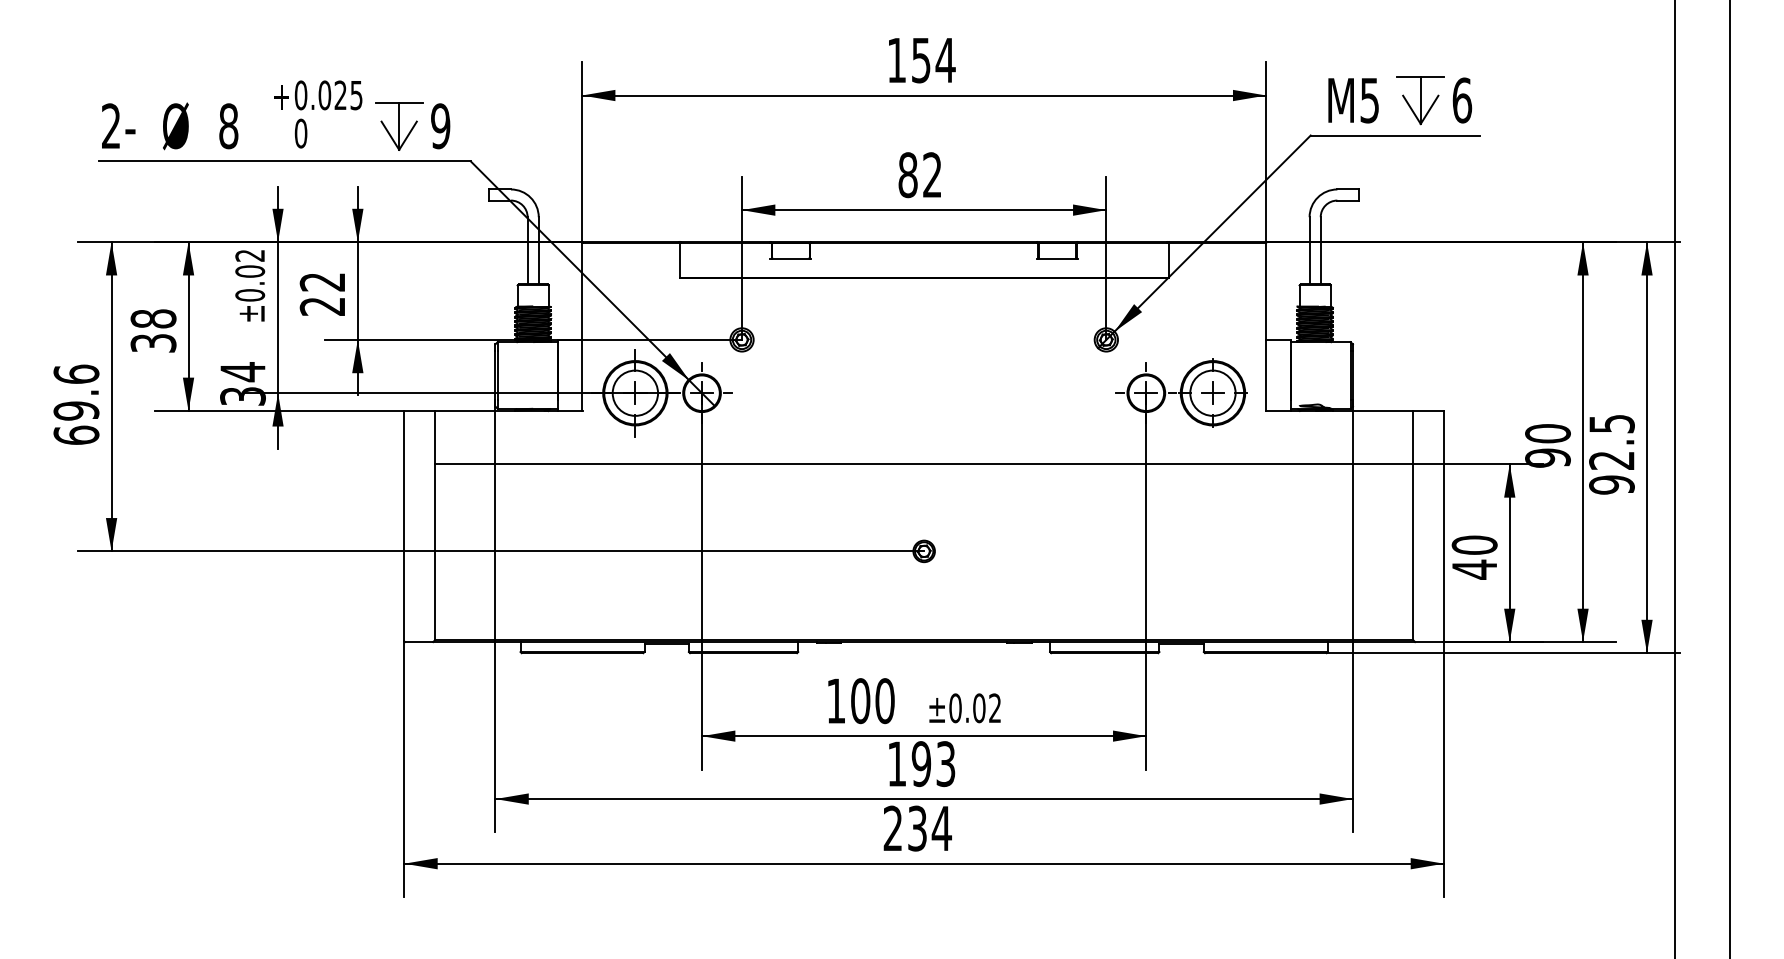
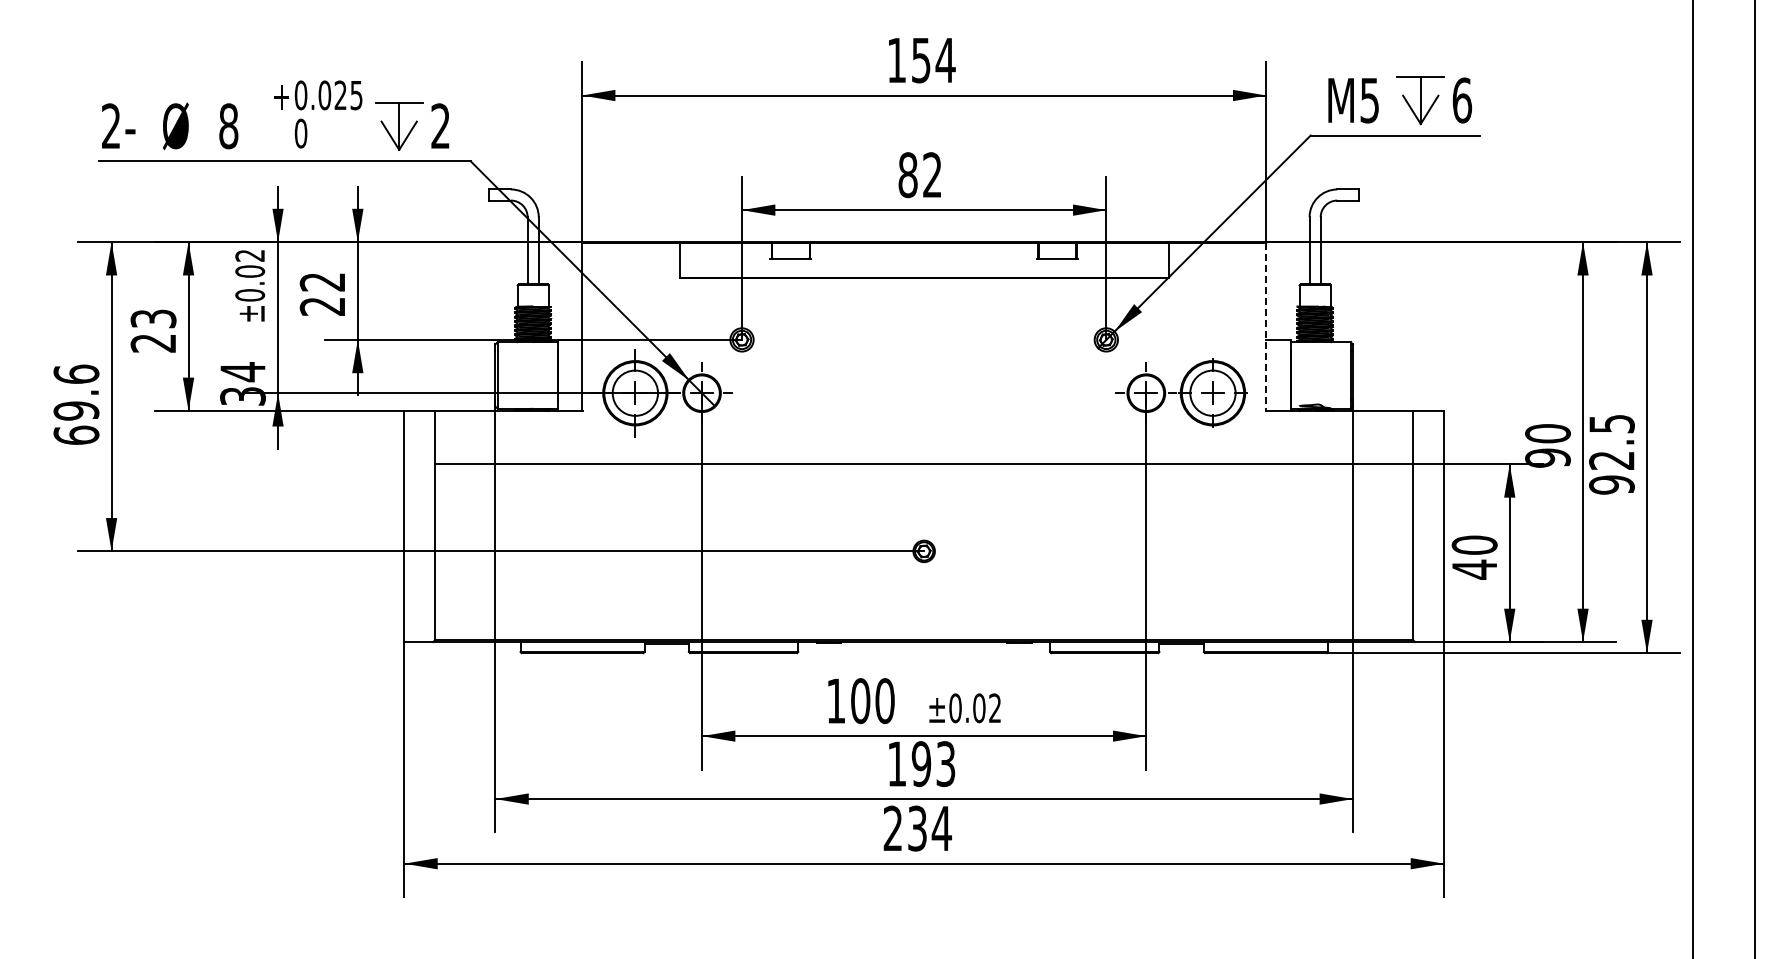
text: 9 -> 2 (440, 126)
line: solid -> dashed (1266, 327)
text: 38 -> 23 (153, 330)
line position: (1674, 478) -> (1692, 478) (1692, 478)
line position: (1730, 478) -> (1755, 478) (1755, 478)
